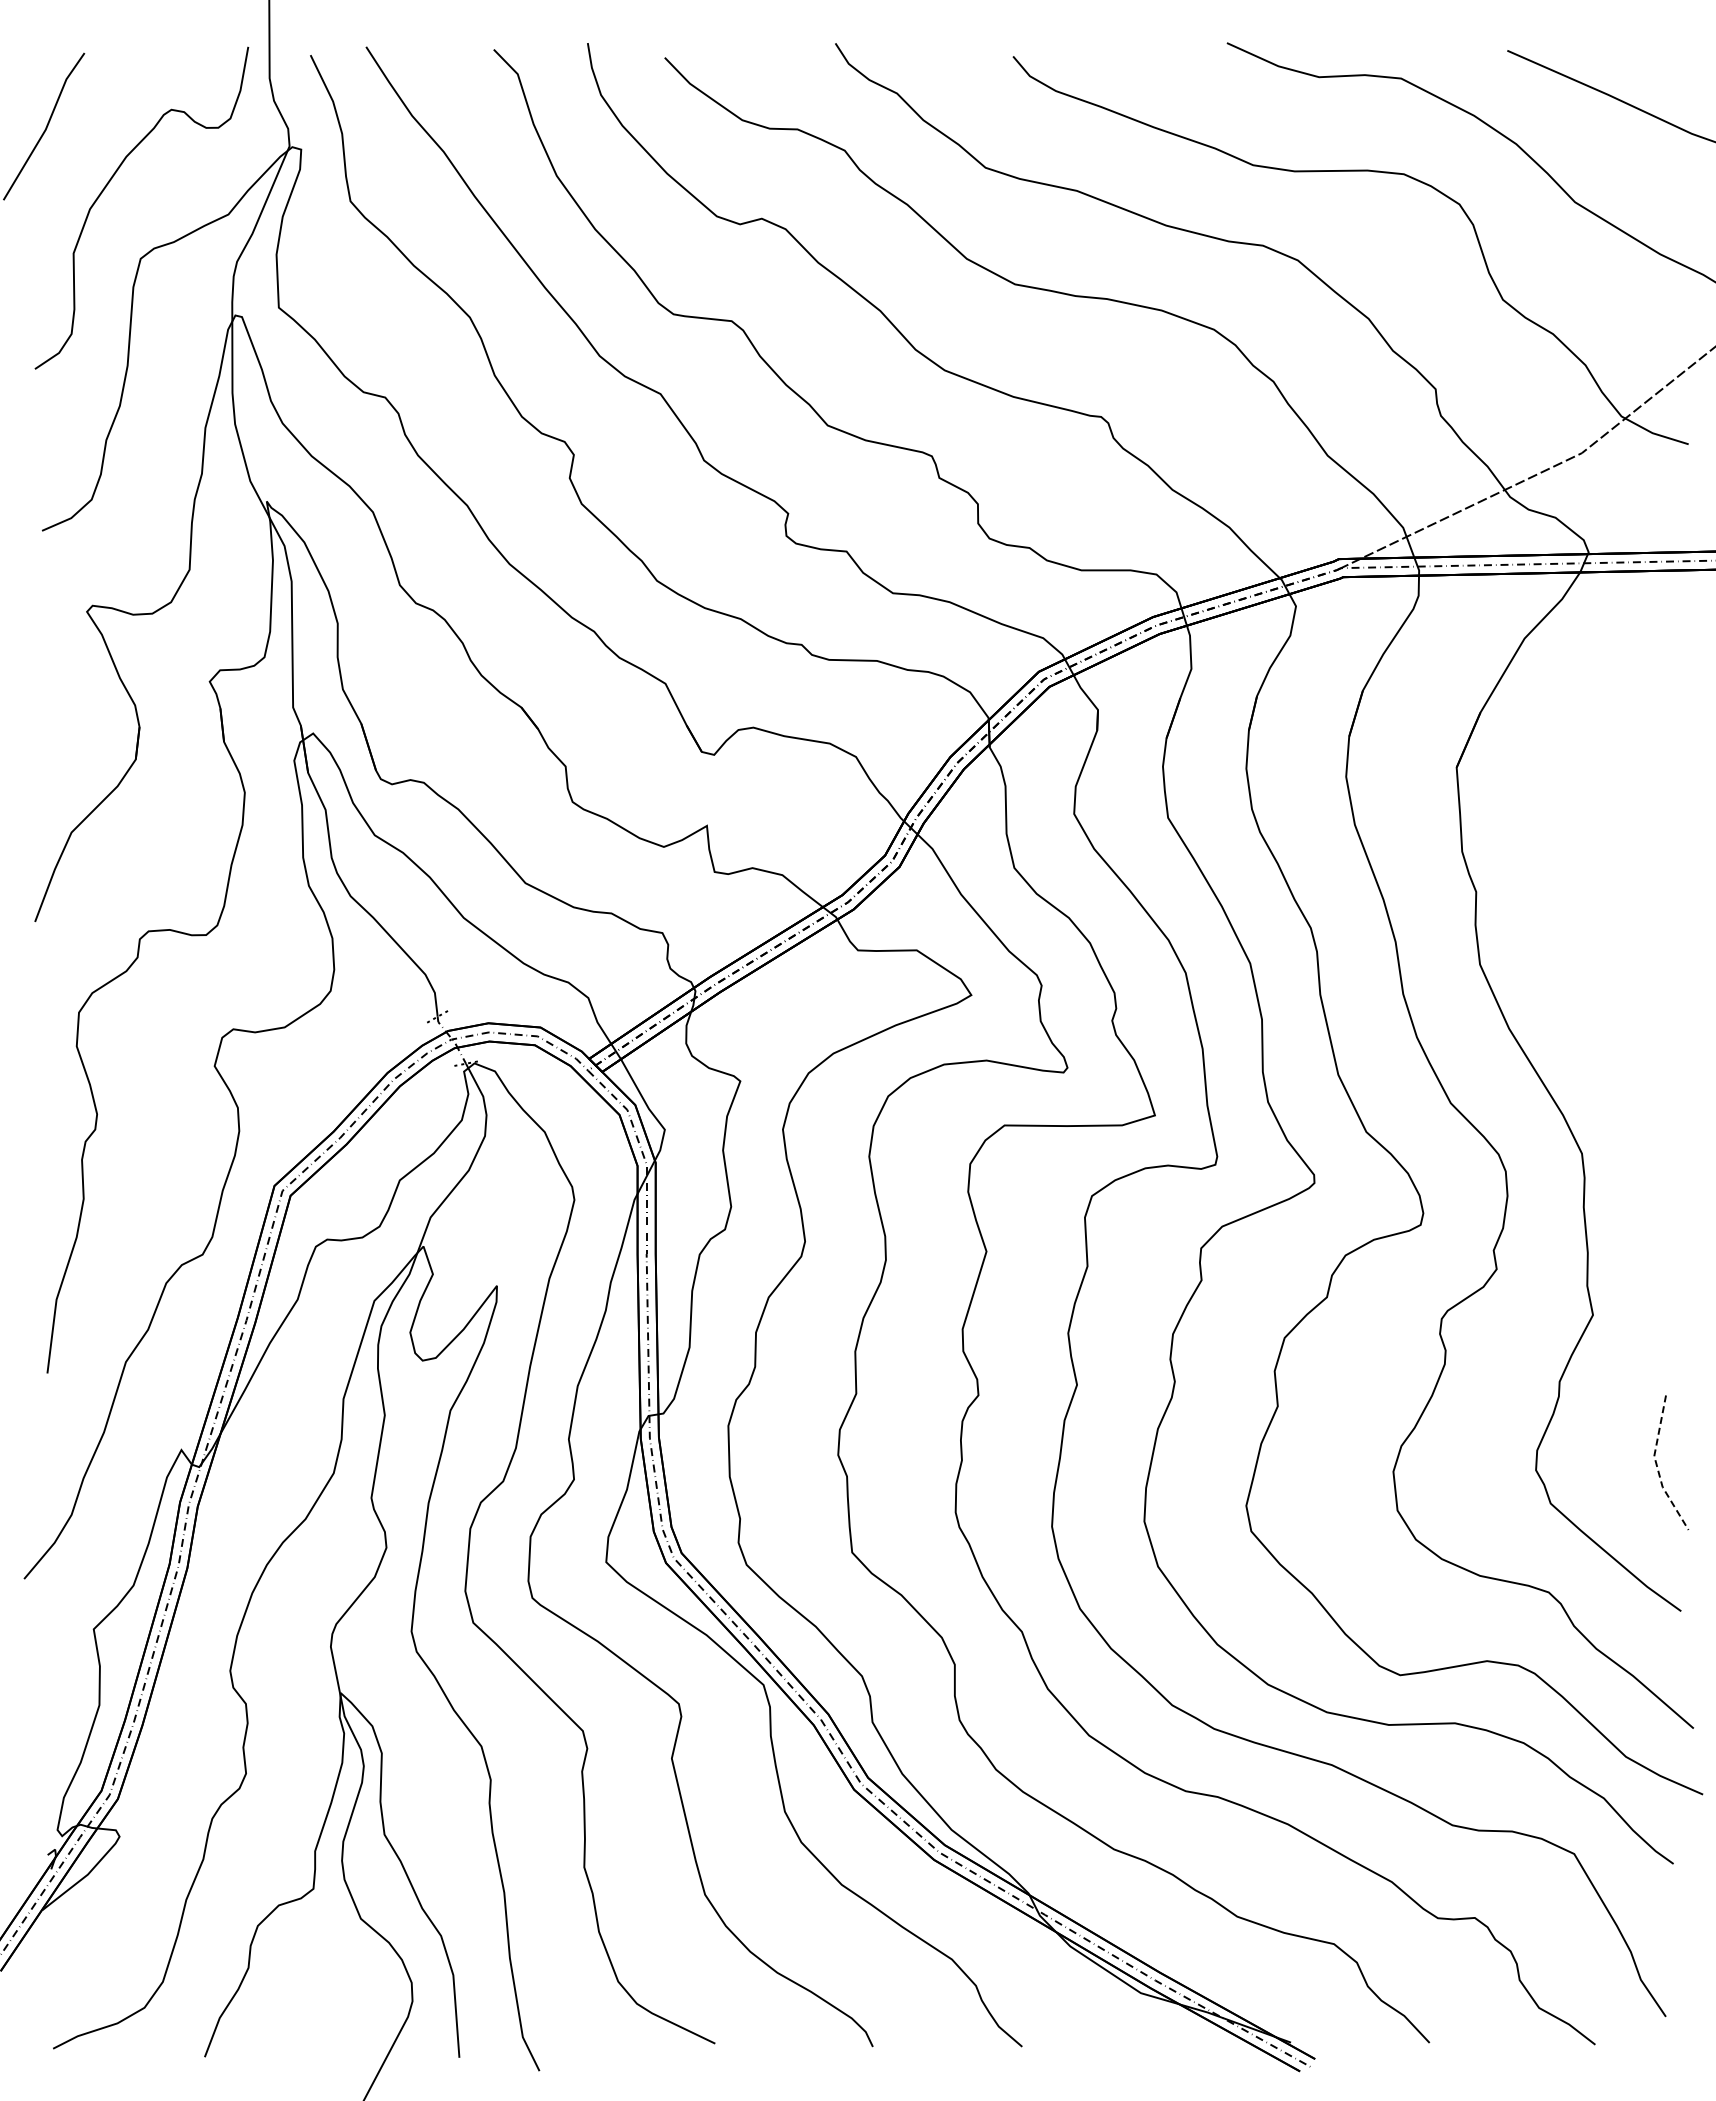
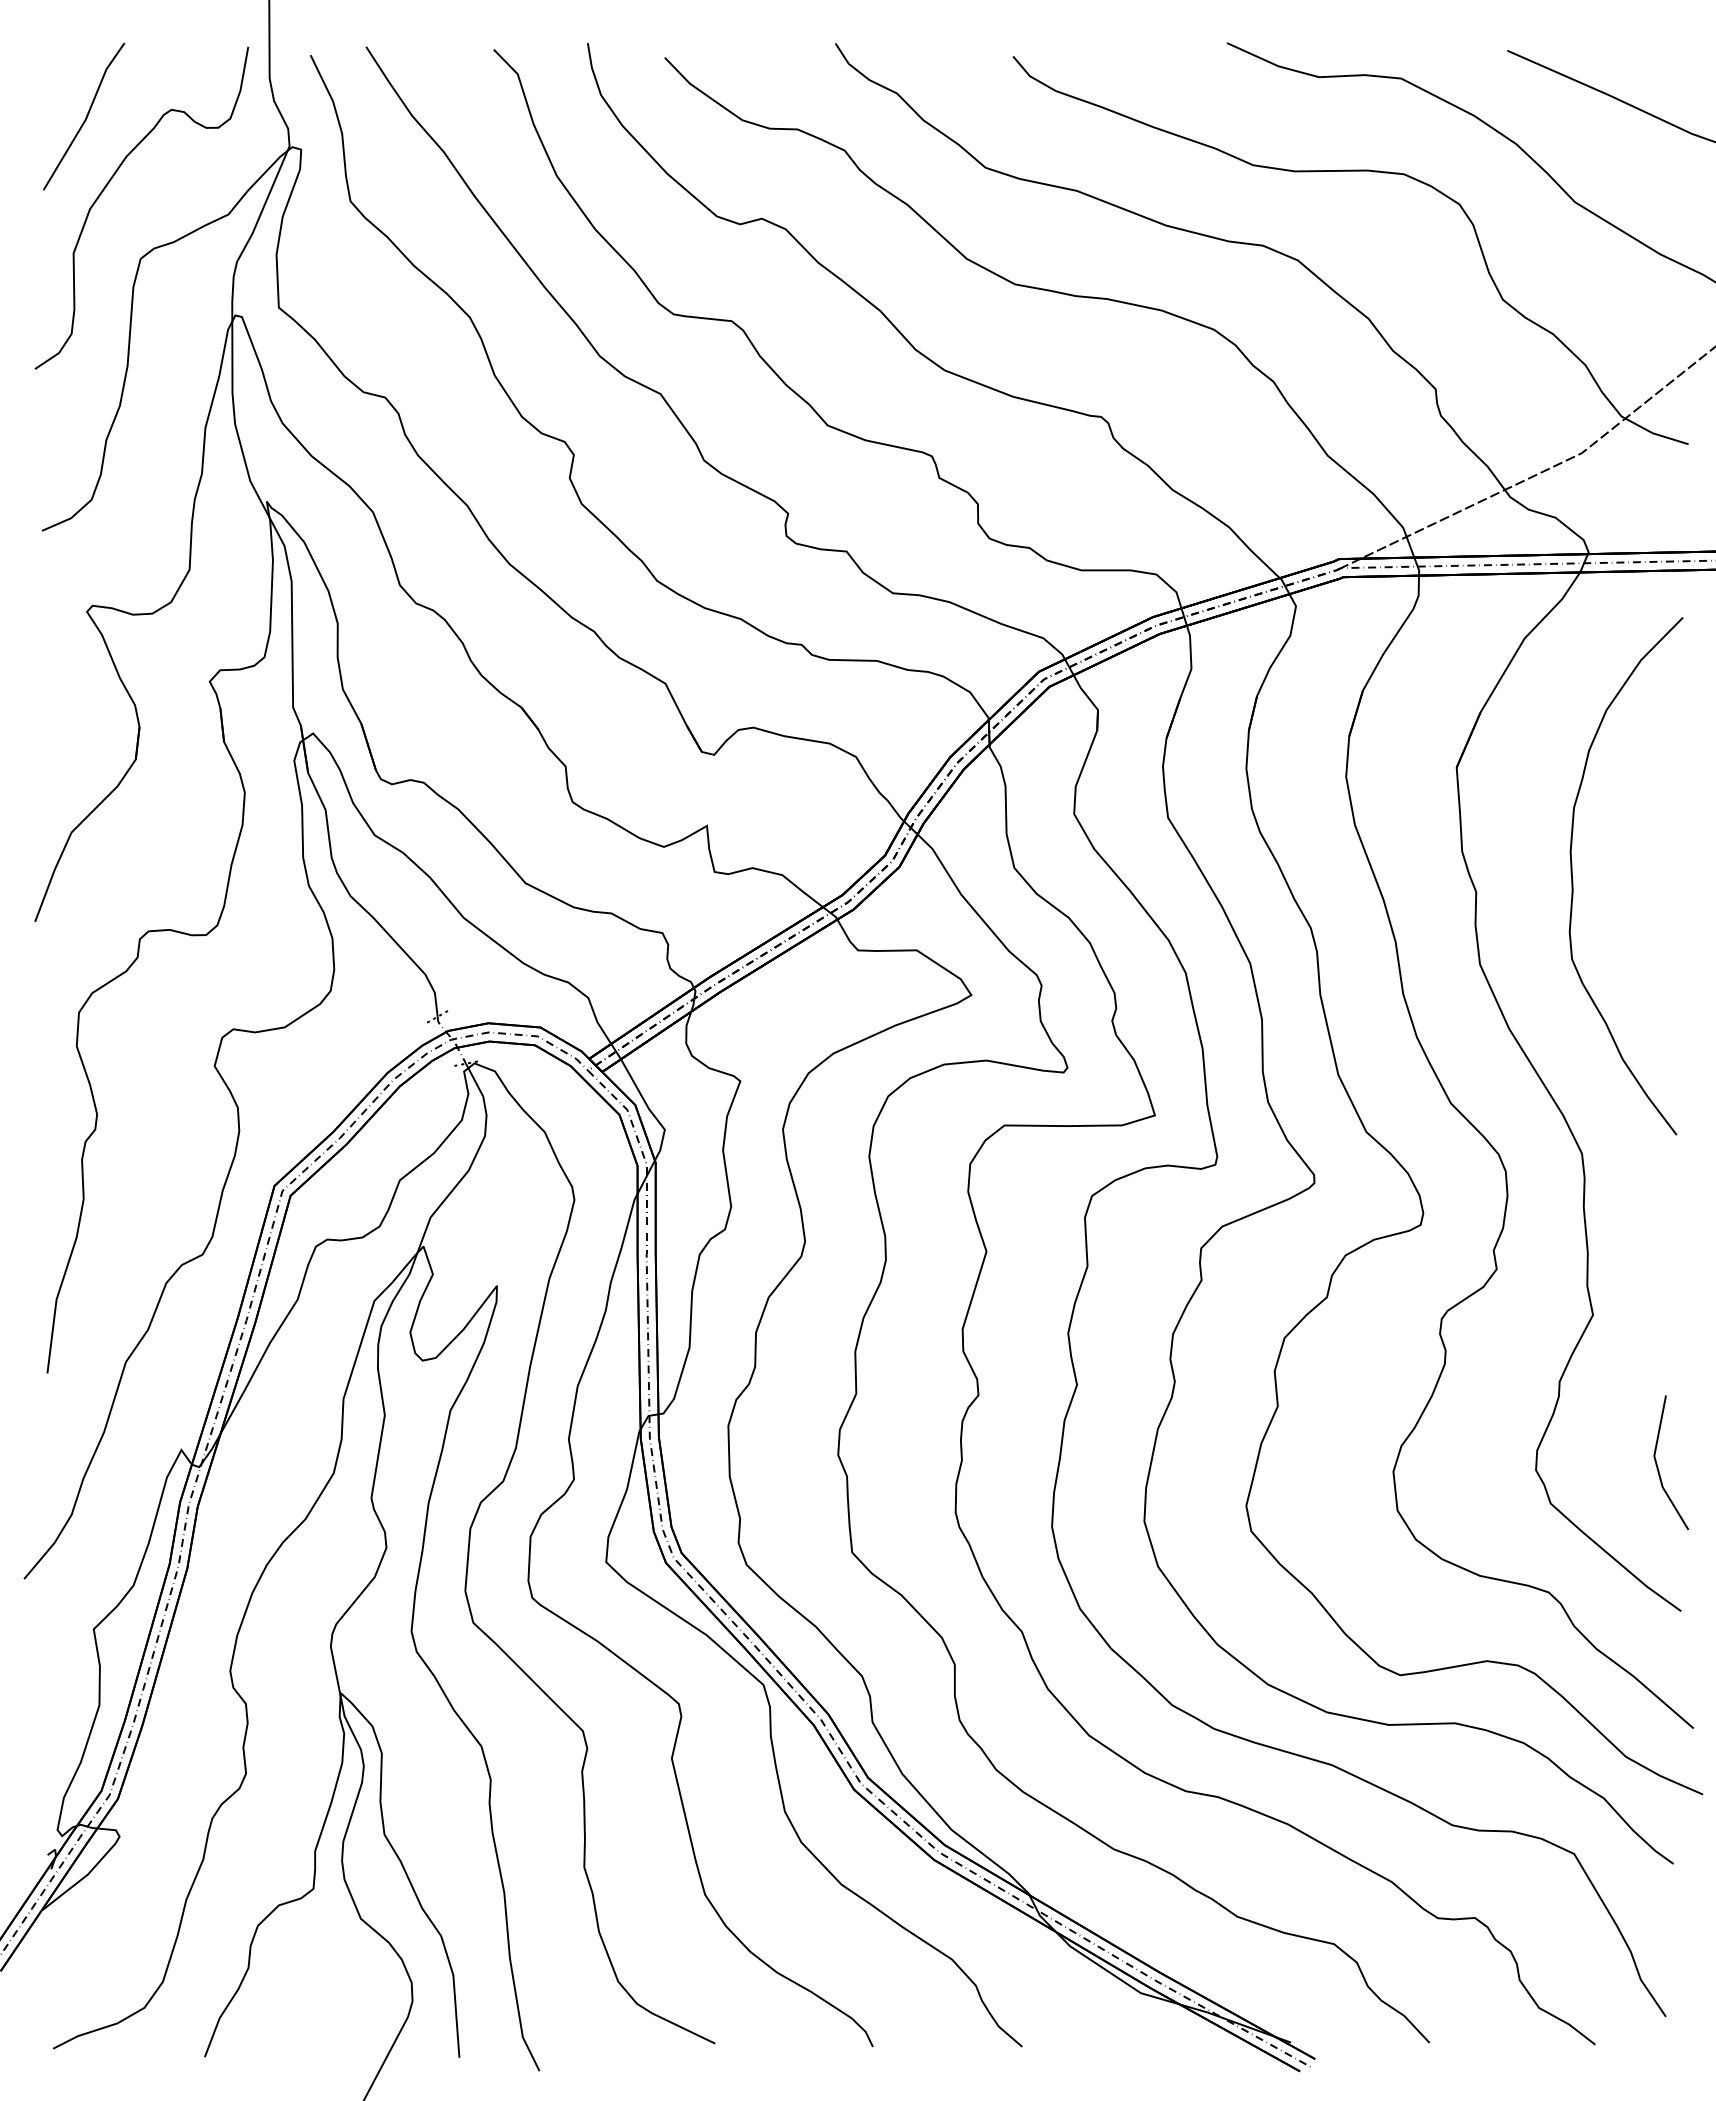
line position: (45, 127) -> (85, 117) (85, 117)
curve: none -> present (1573, 880)
line: dashed -> solid (1657, 1466)
